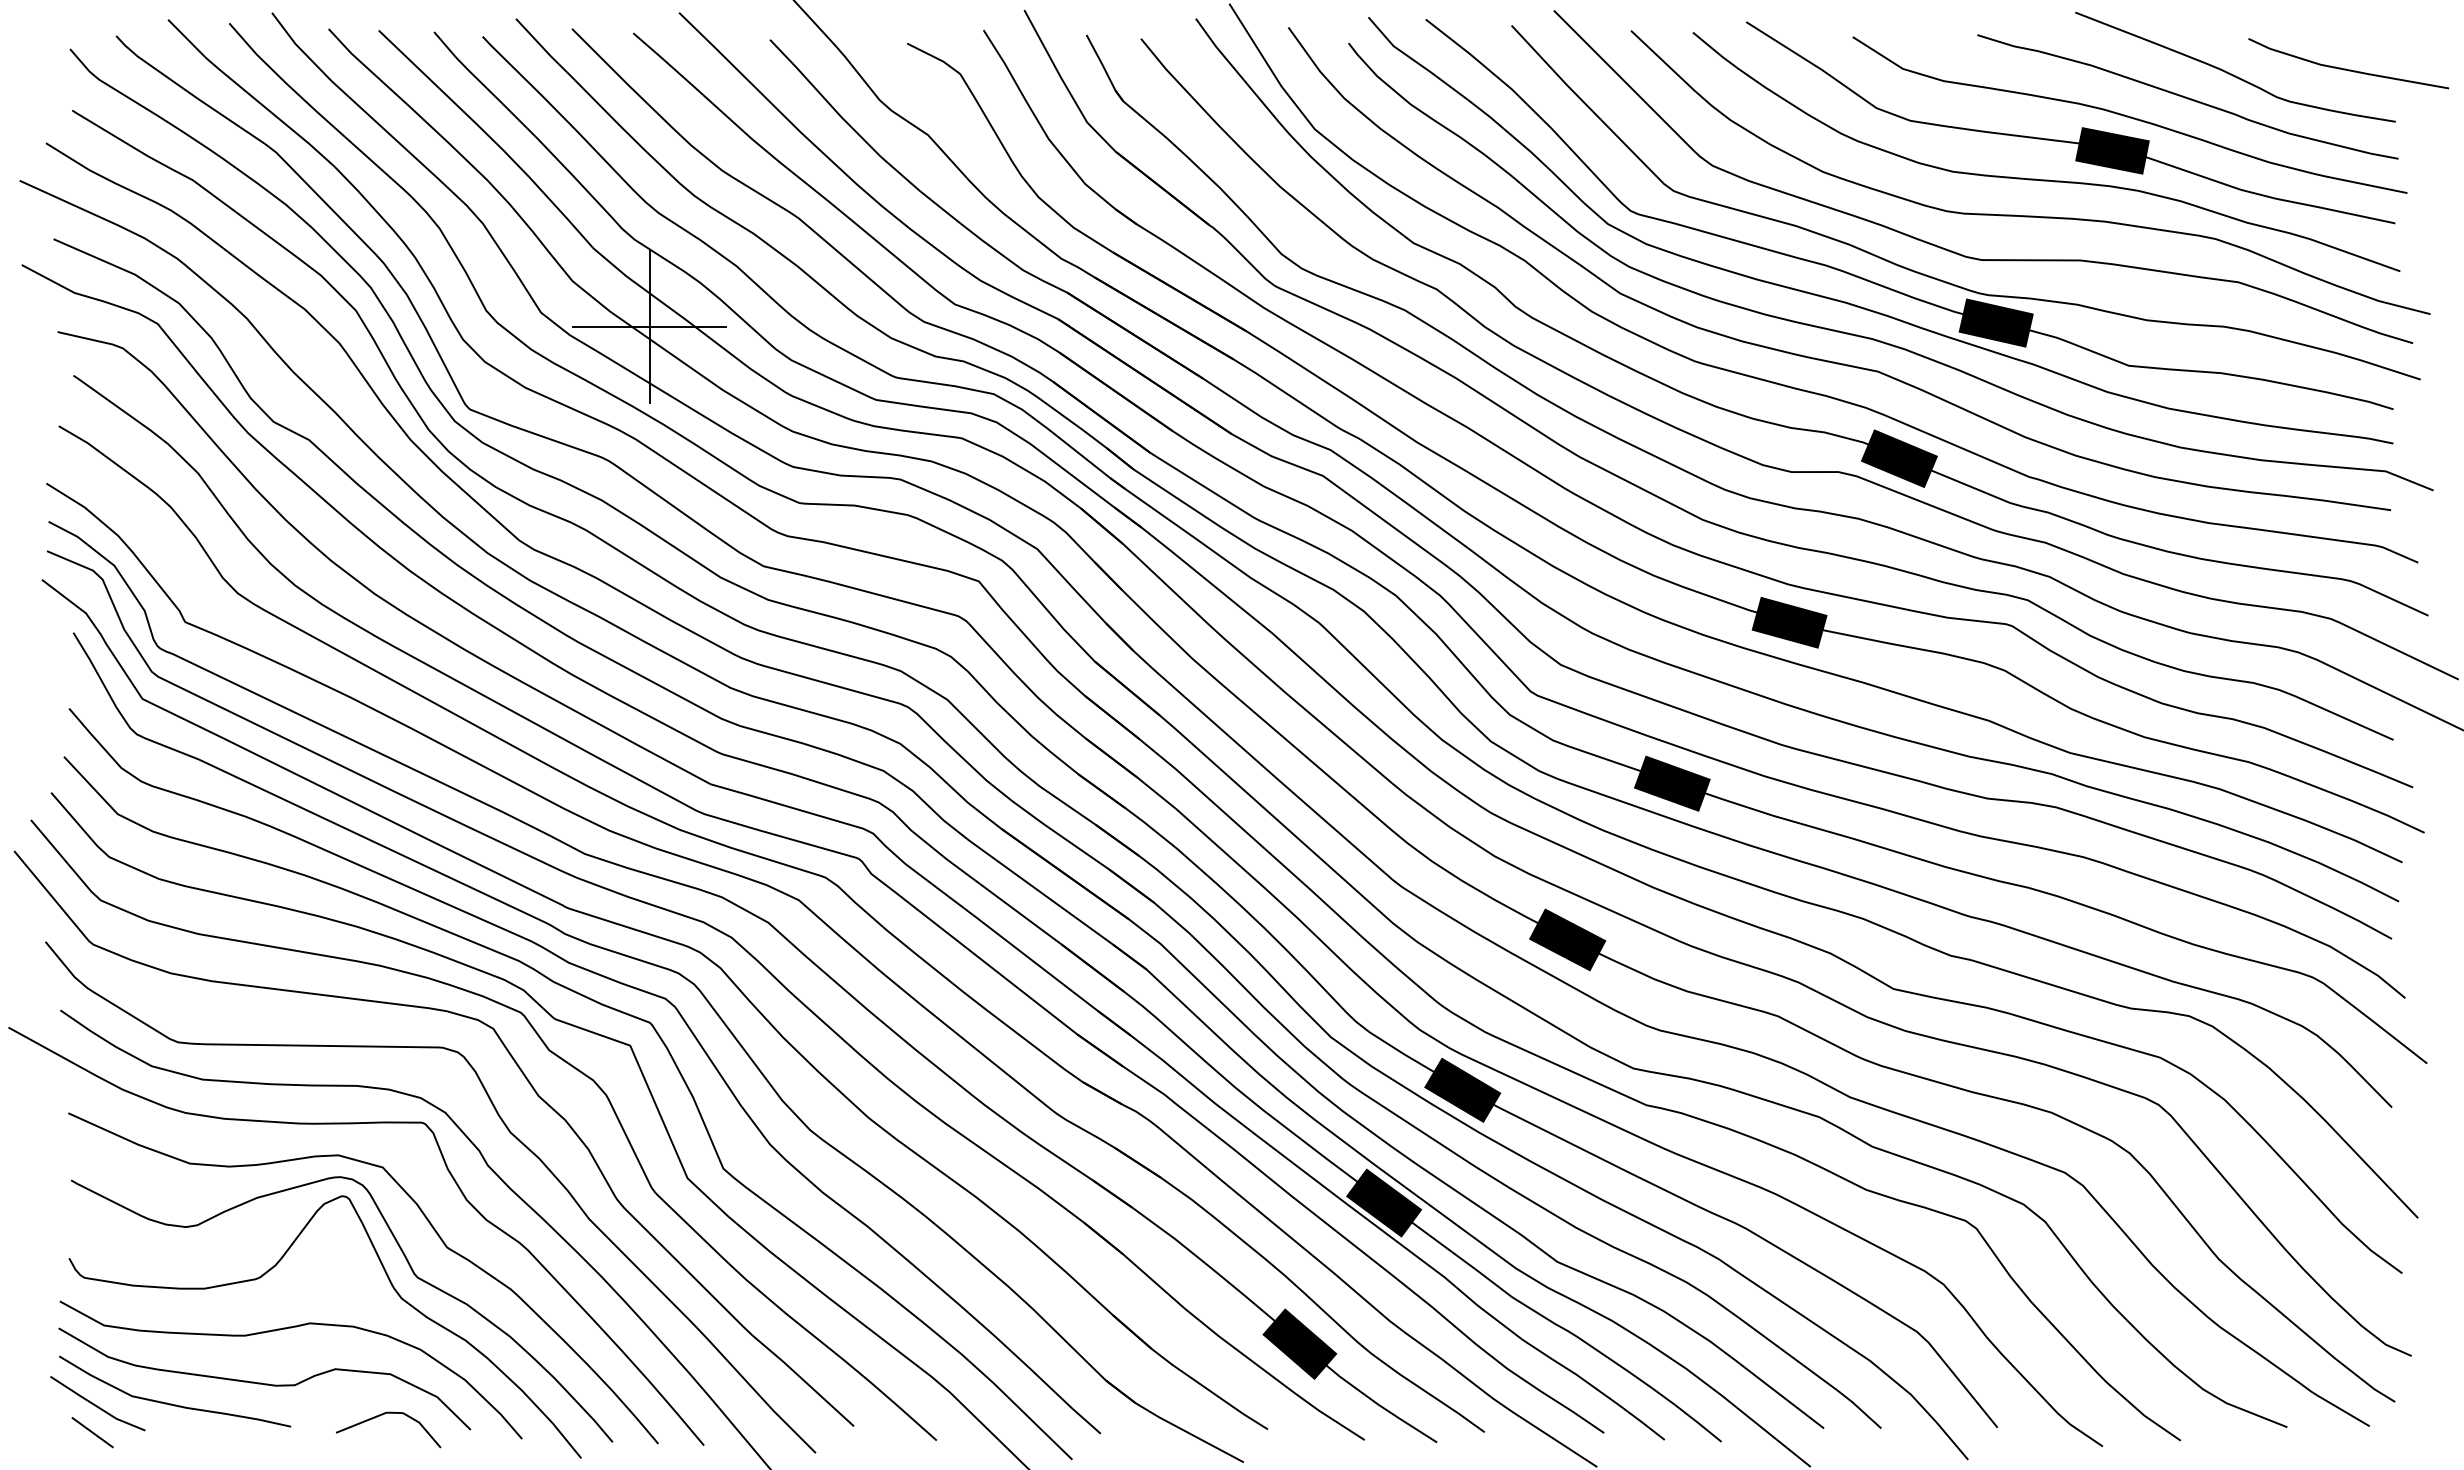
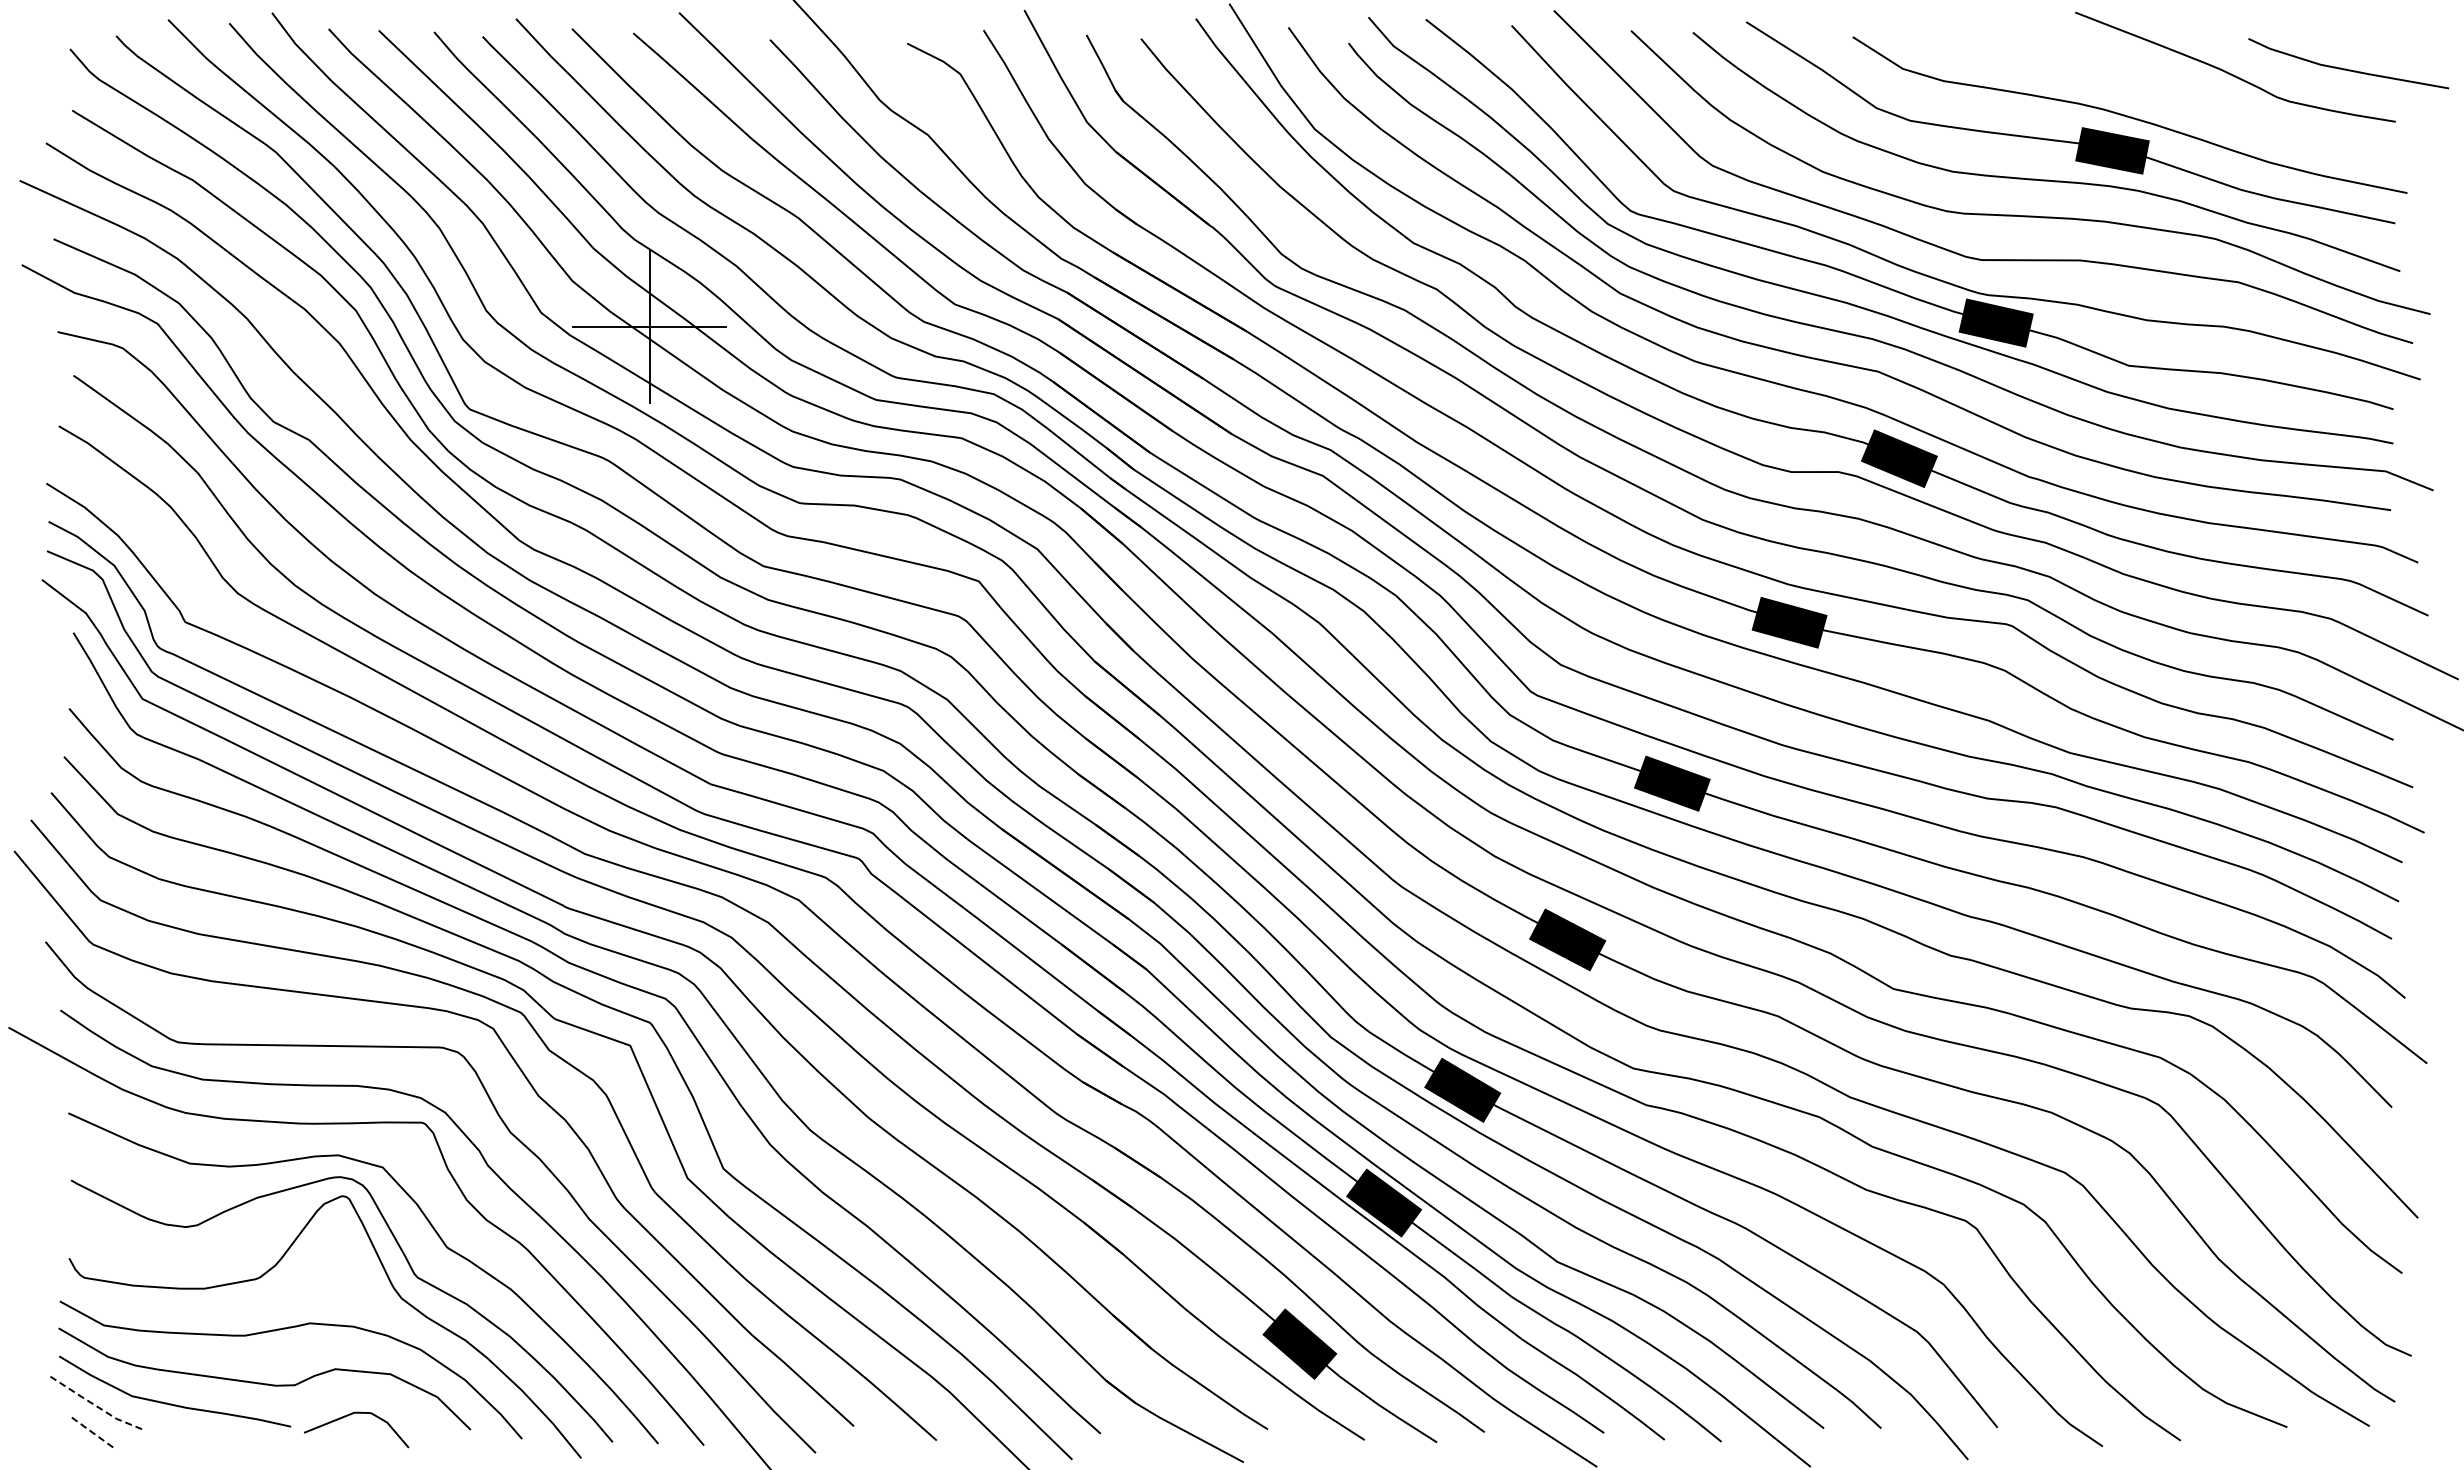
curve: present -> none (2186, 96)
line: solid -> dashed (97, 1406)
curve position: (382, 1415) -> (350, 1415) (350, 1415)
line: solid -> dashed (92, 1432)
